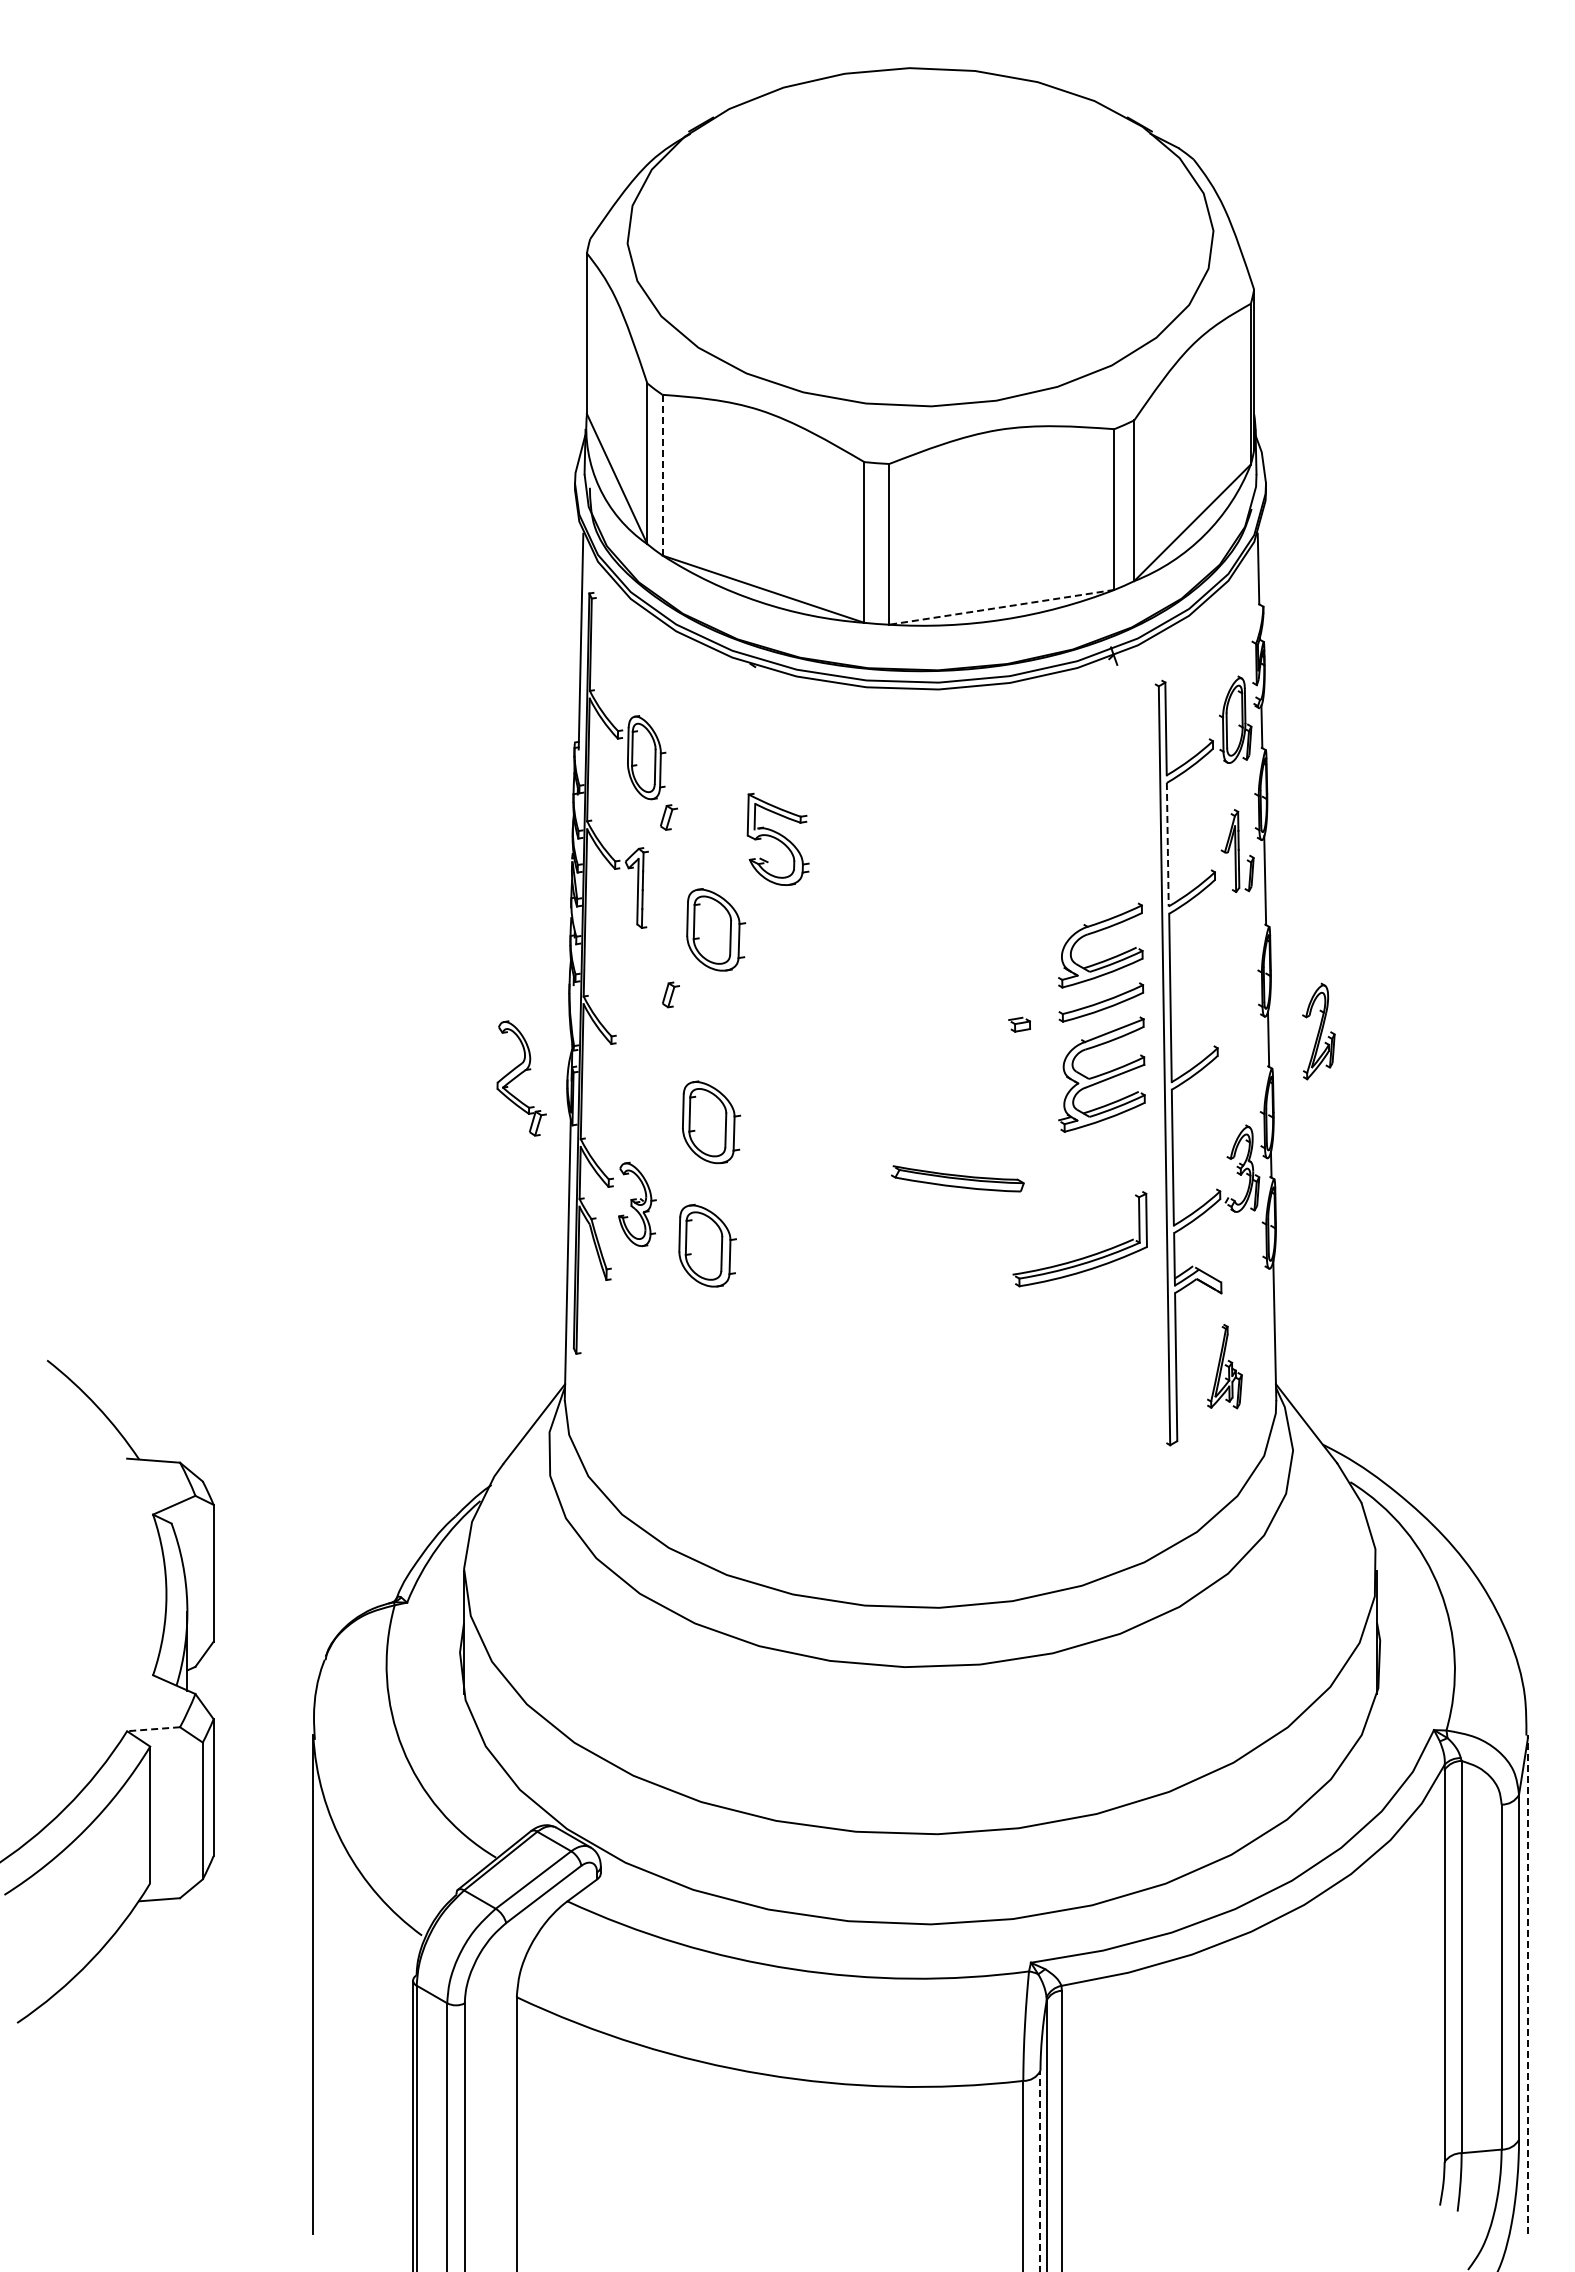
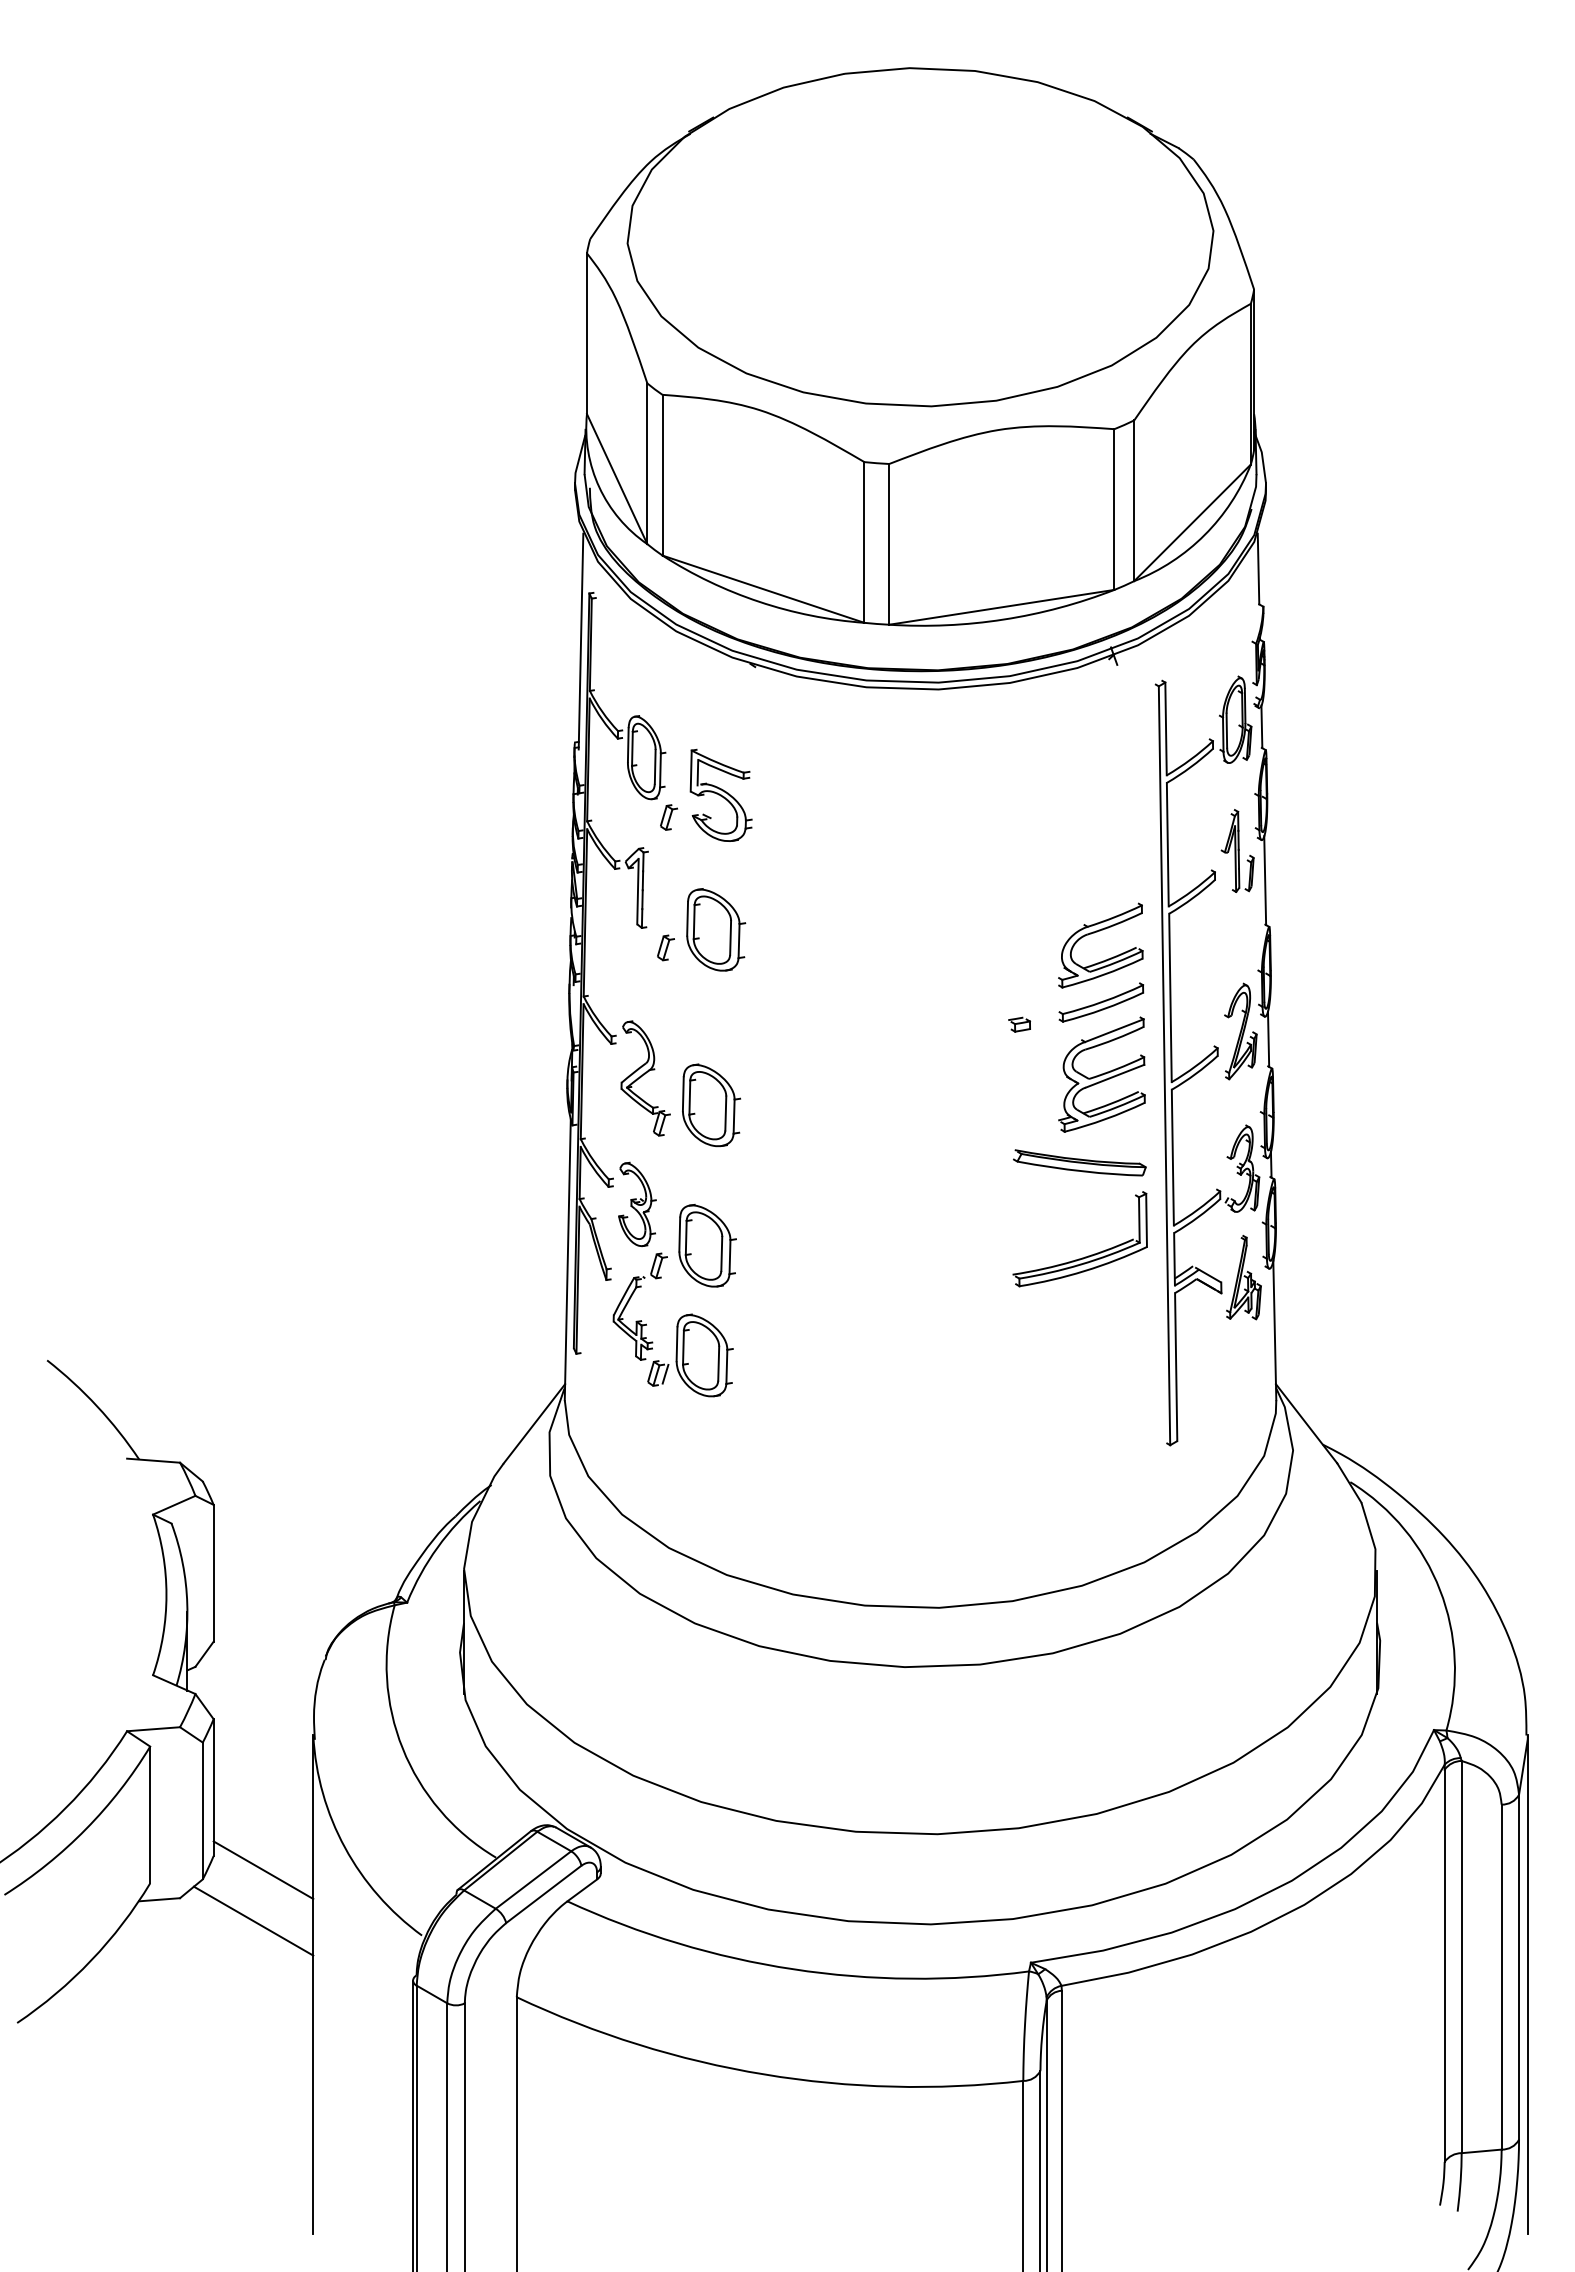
line: dashed -> solid (662, 475)
line: dashed -> solid (1001, 607)
part position: (777, 838) -> (720, 794) (720, 794)
line: dashed -> solid (1167, 844)
part position: (670, 994) -> (665, 947) (665, 947)
part position: (1318, 1031) -> (1240, 1031) (1240, 1031)
part position: (521, 1078) -> (645, 1078) (645, 1078)
part position: (711, 1122) -> (711, 1105) (711, 1105)
part position: (957, 1178) -> (1079, 1162) (1079, 1162)
part: none -> present (672, 1324)
part position: (1224, 1366) -> (1243, 1277) (1243, 1277)
line: dashed -> solid (153, 1729)
line: none -> present (263, 1869)
line: none -> present (253, 1920)
line: dashed -> solid (1527, 1984)
line: dashed -> solid (1040, 2170)
